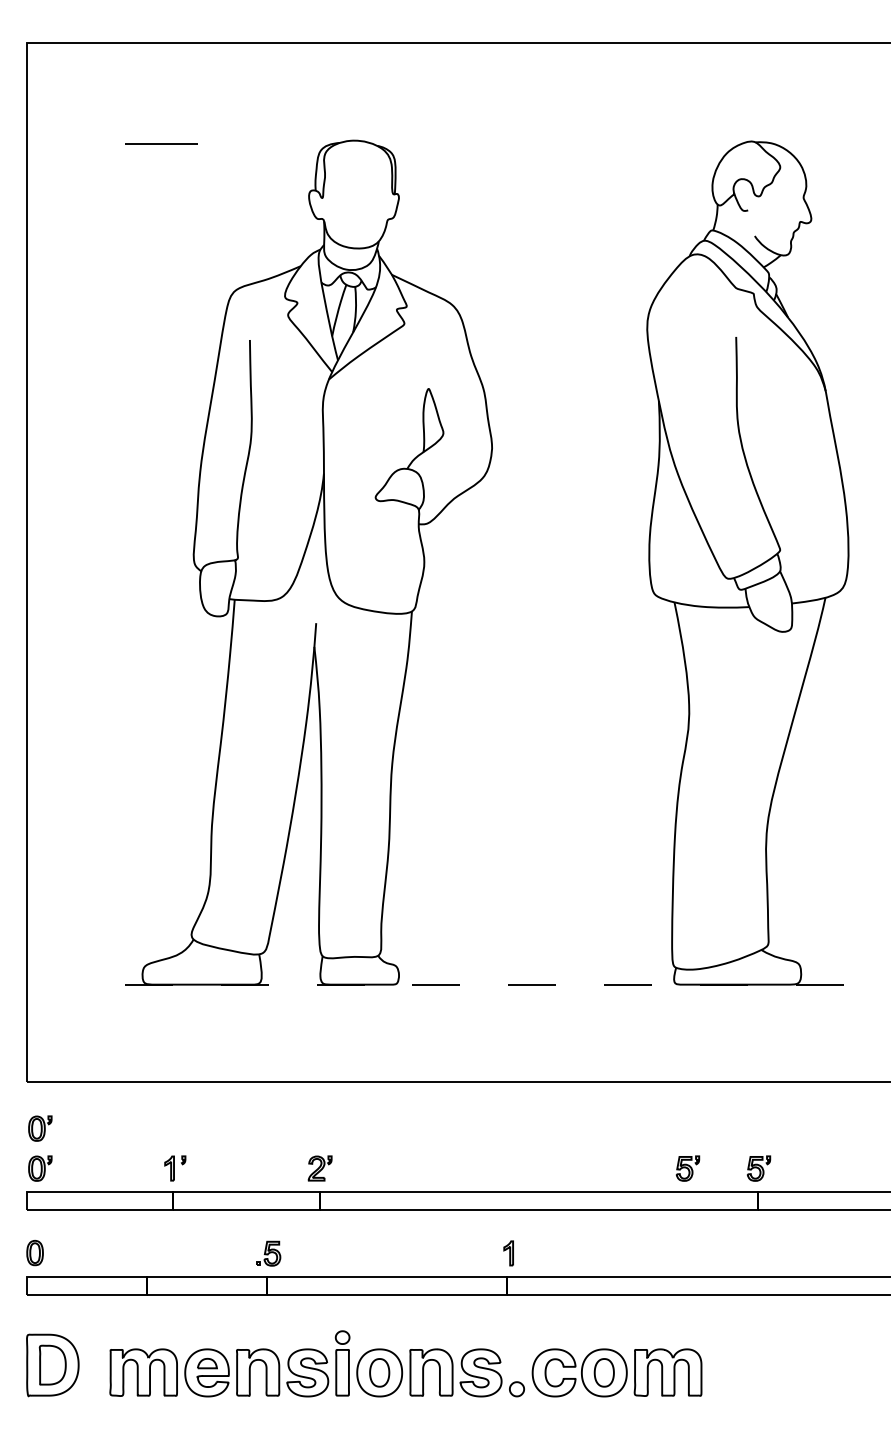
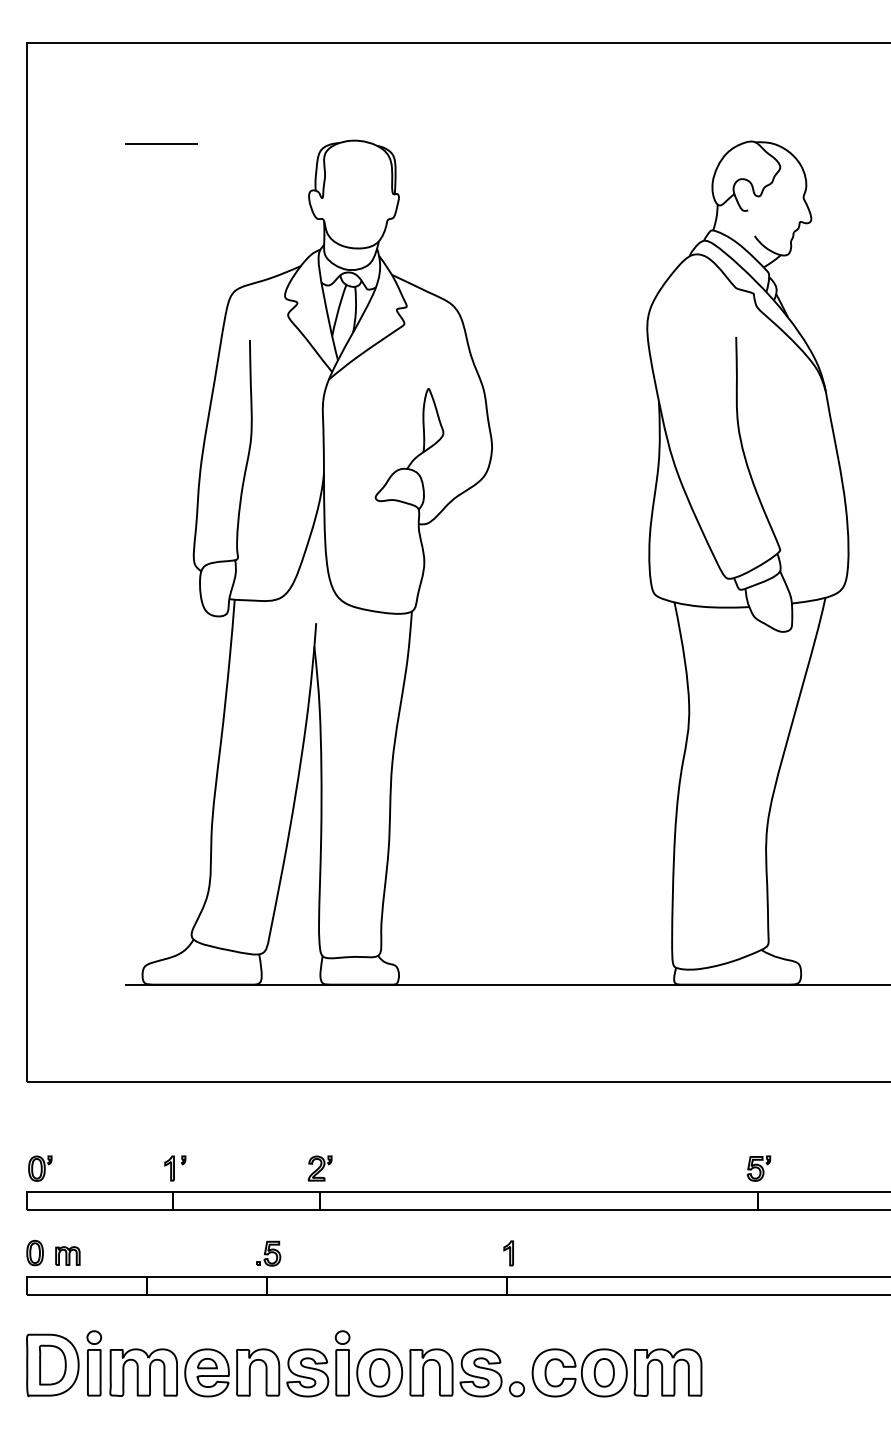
line: dashed -> solid (507, 984)
part: present -> none (40, 1128)
part: present -> none (688, 1168)
part: none -> present (67, 1255)
part: none -> present (94, 1363)
